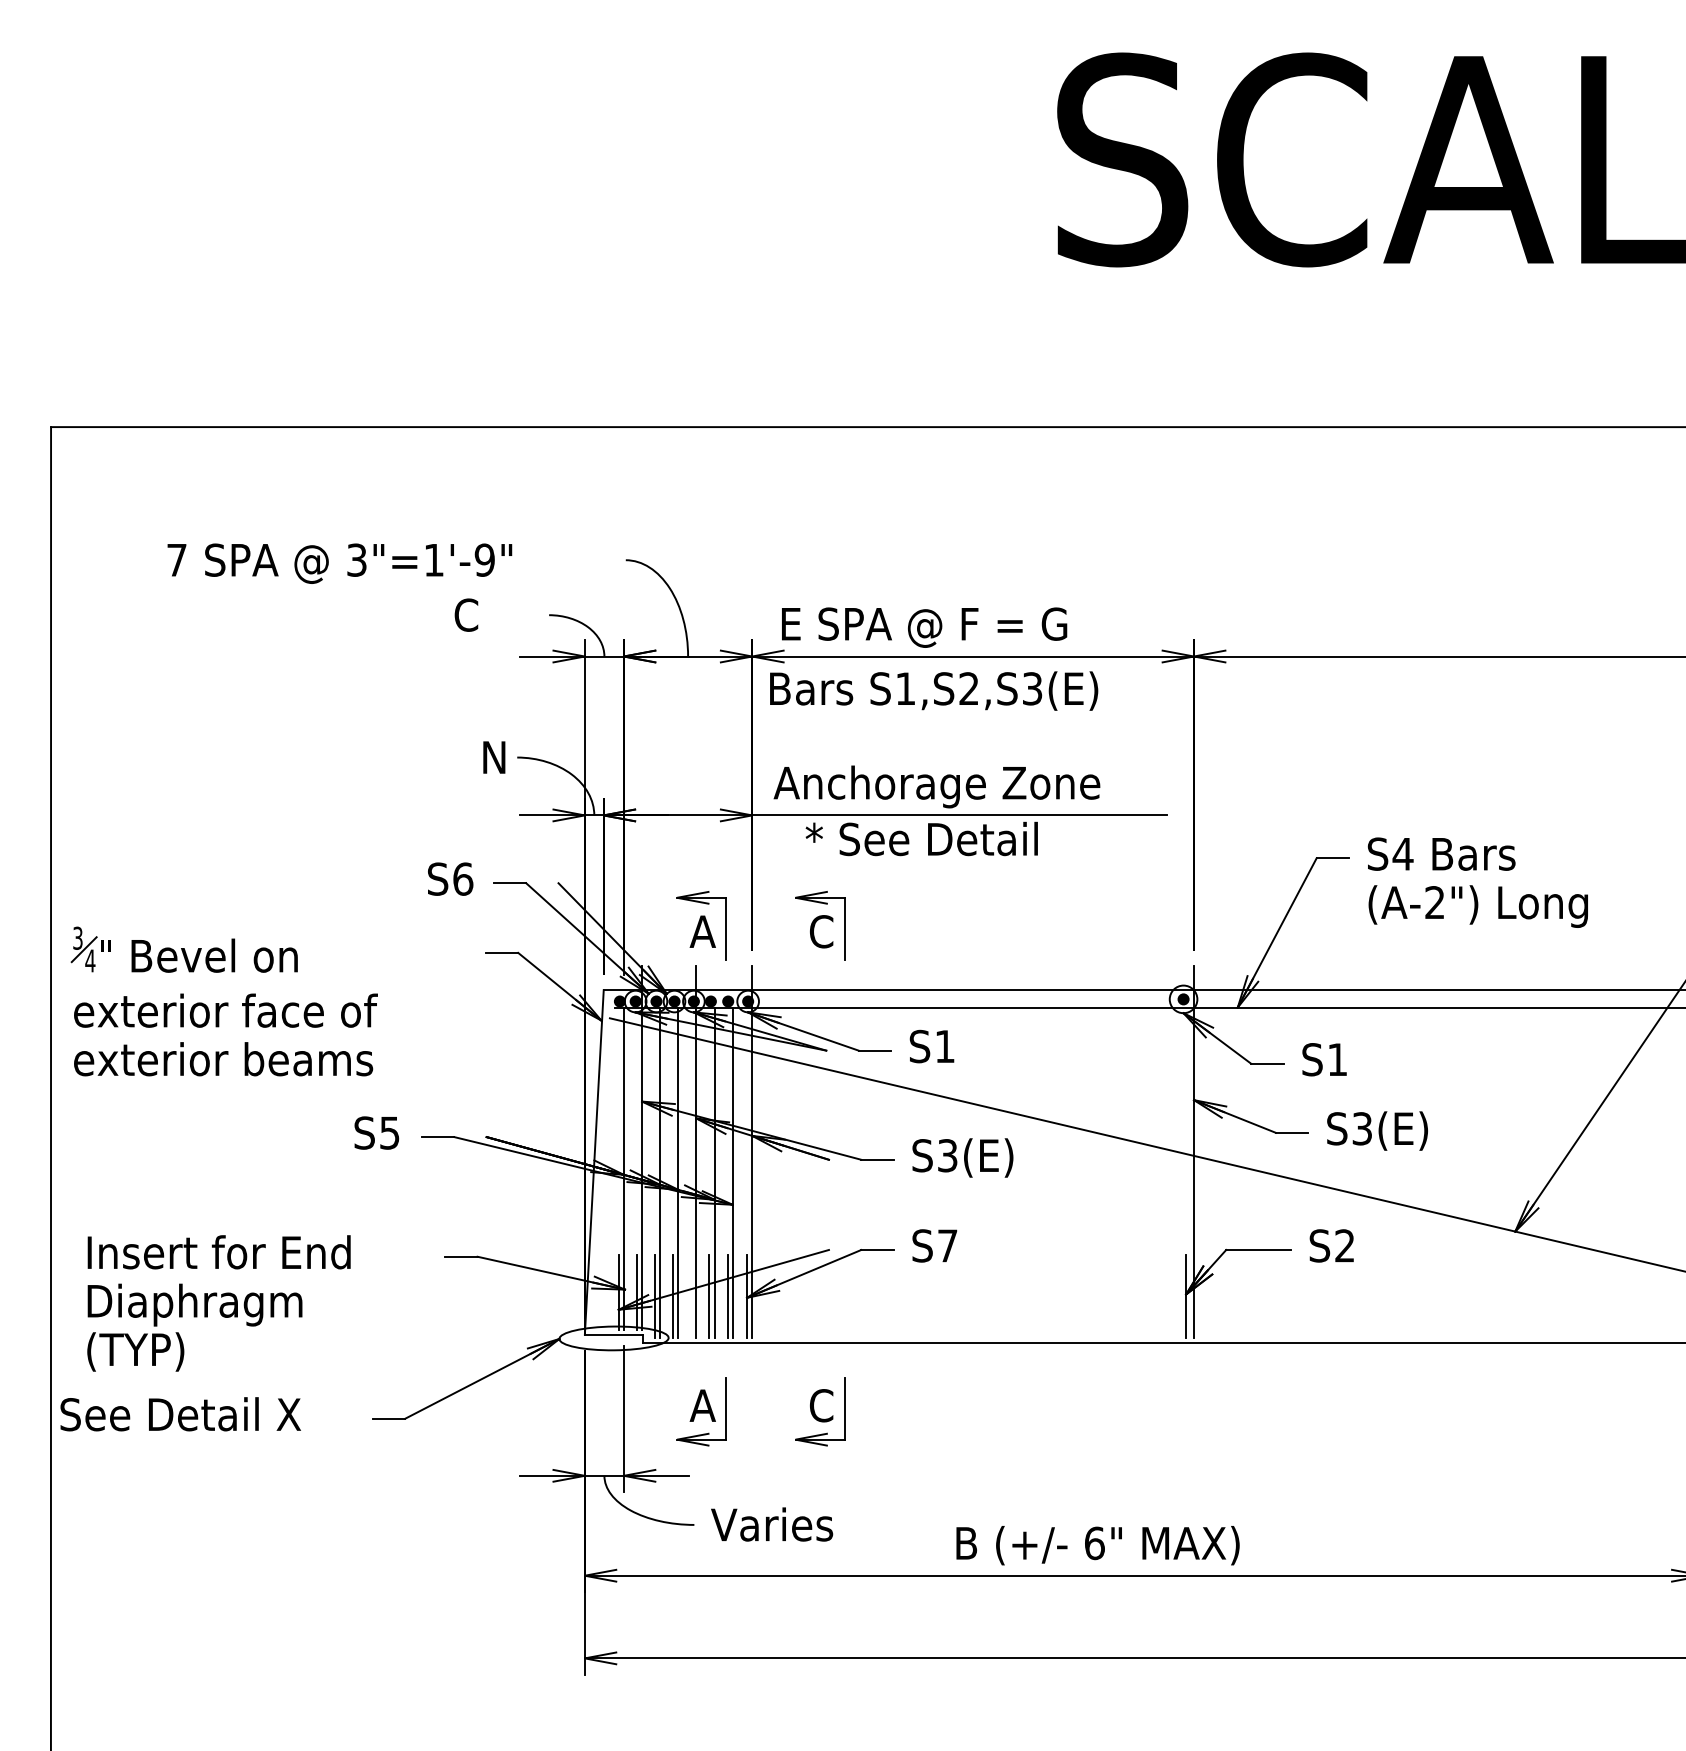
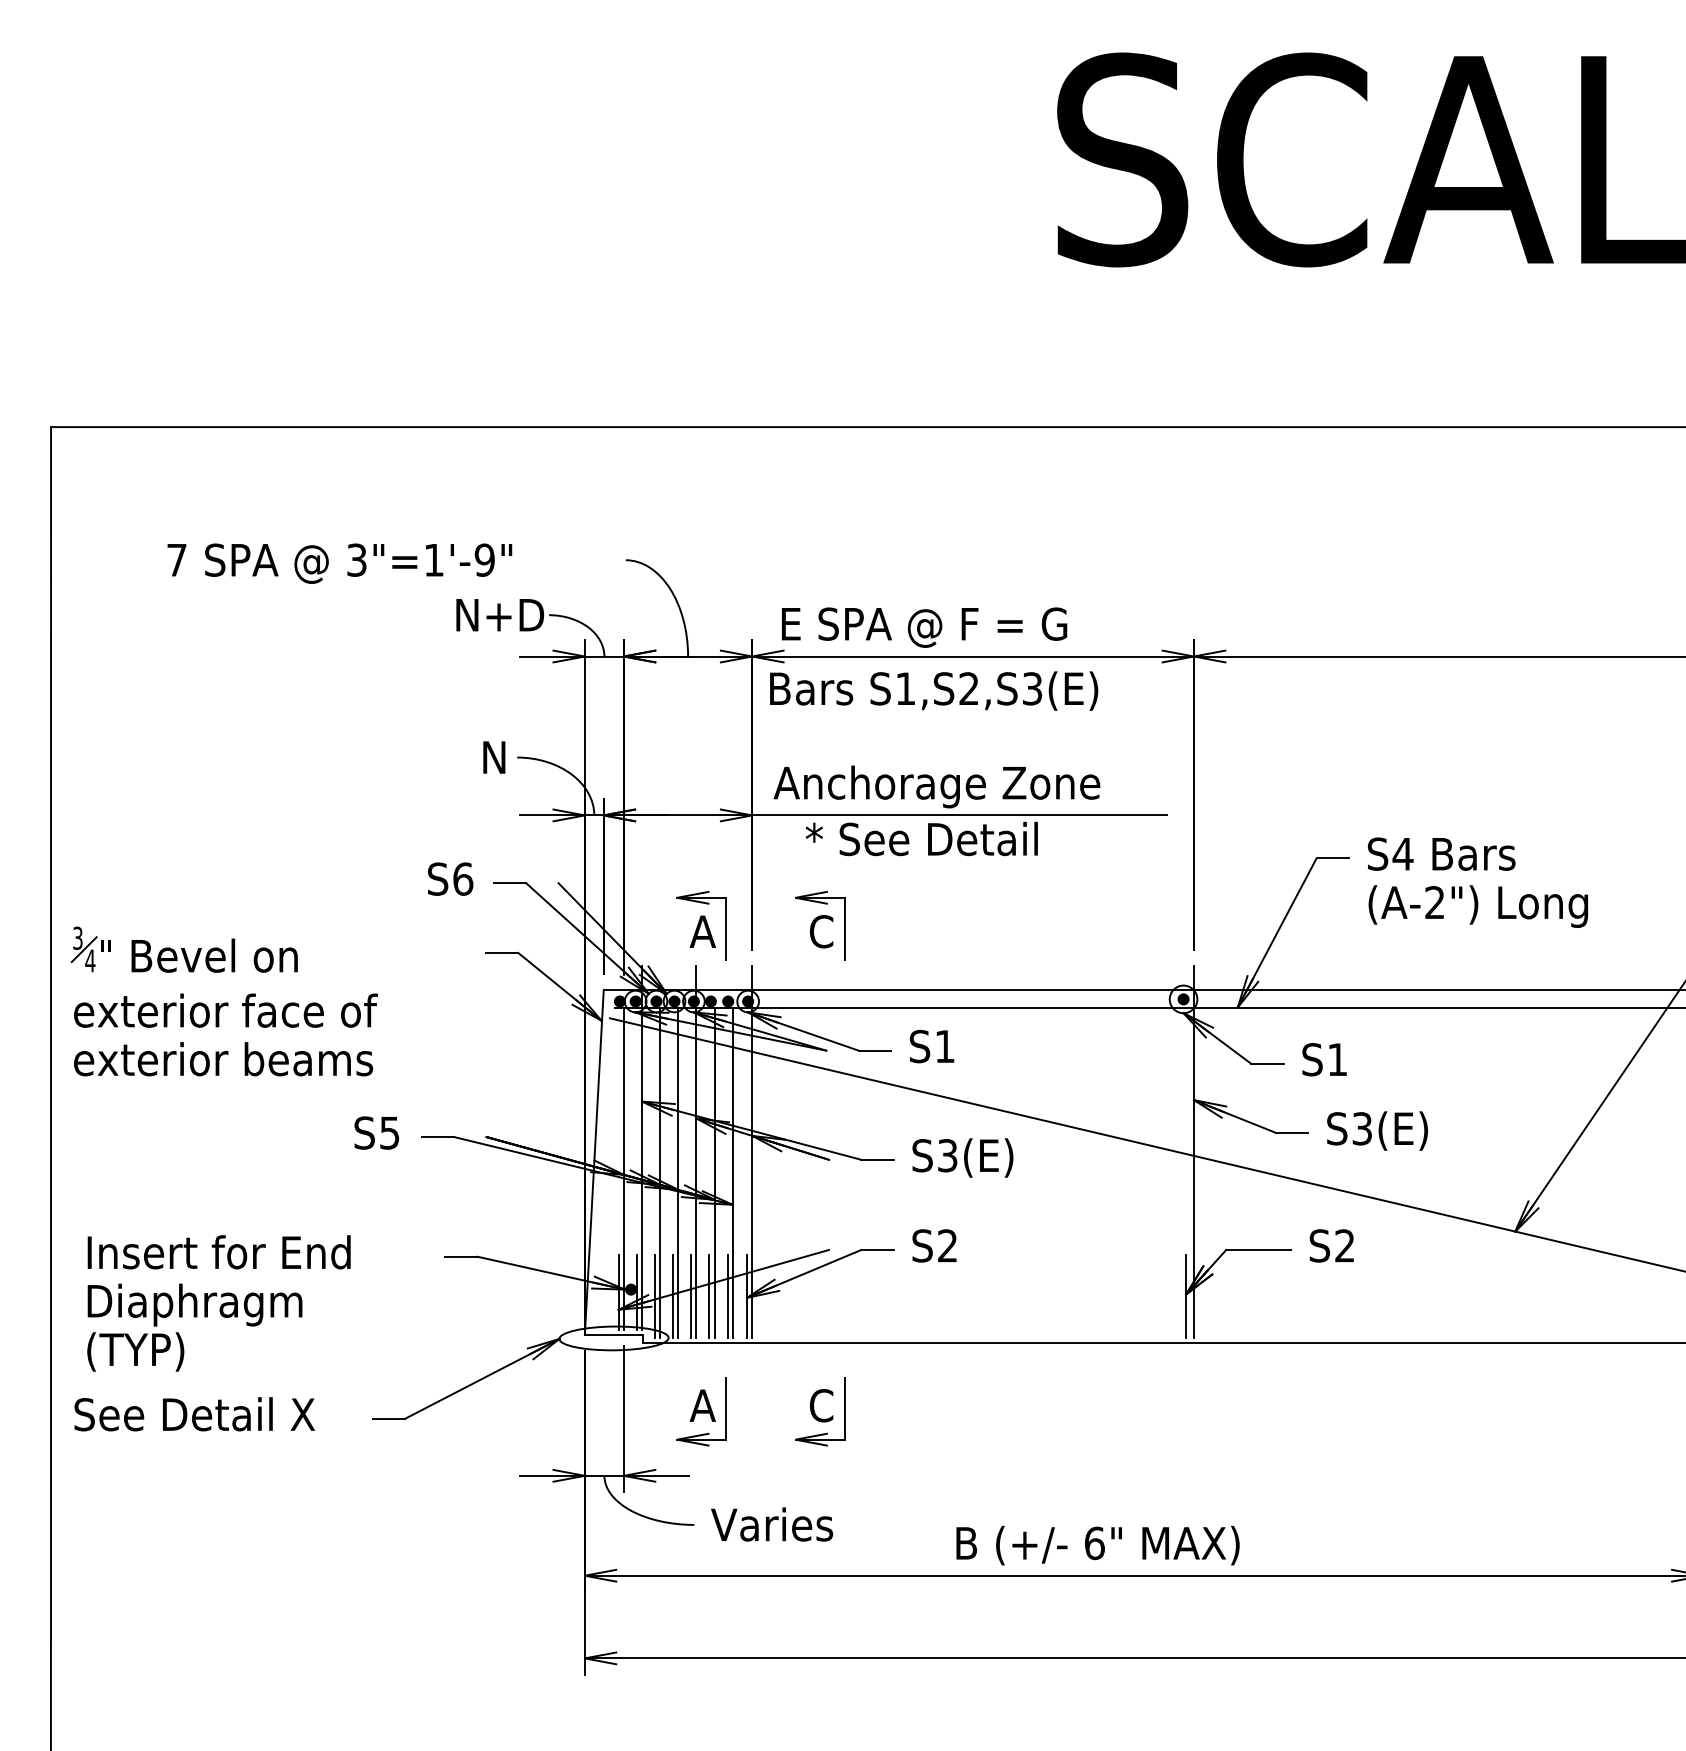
text: C -> N+D (499, 614)
text: S7 -> S2 (947, 1245)
fill: none -> present (631, 1289)
line: none -> present (691, 1295)
text position: (180, 1414) -> (194, 1414) (194, 1414)
